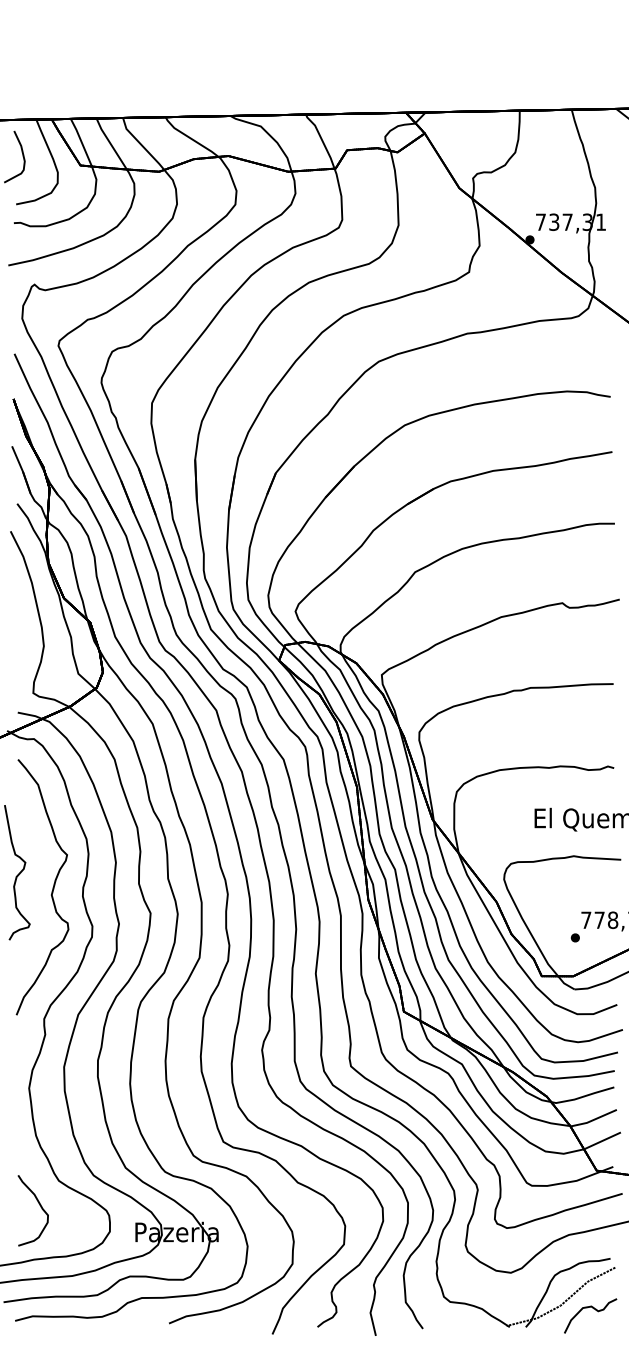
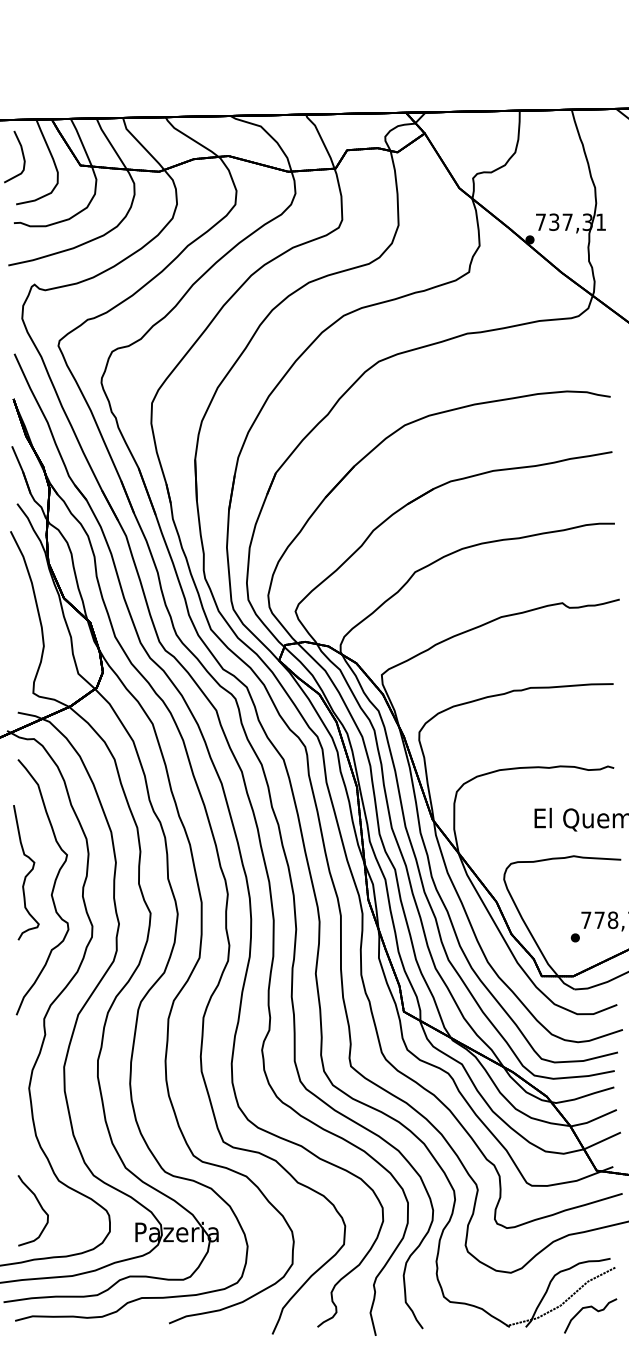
curve position: (18, 873) -> (27, 873) (27, 873)
